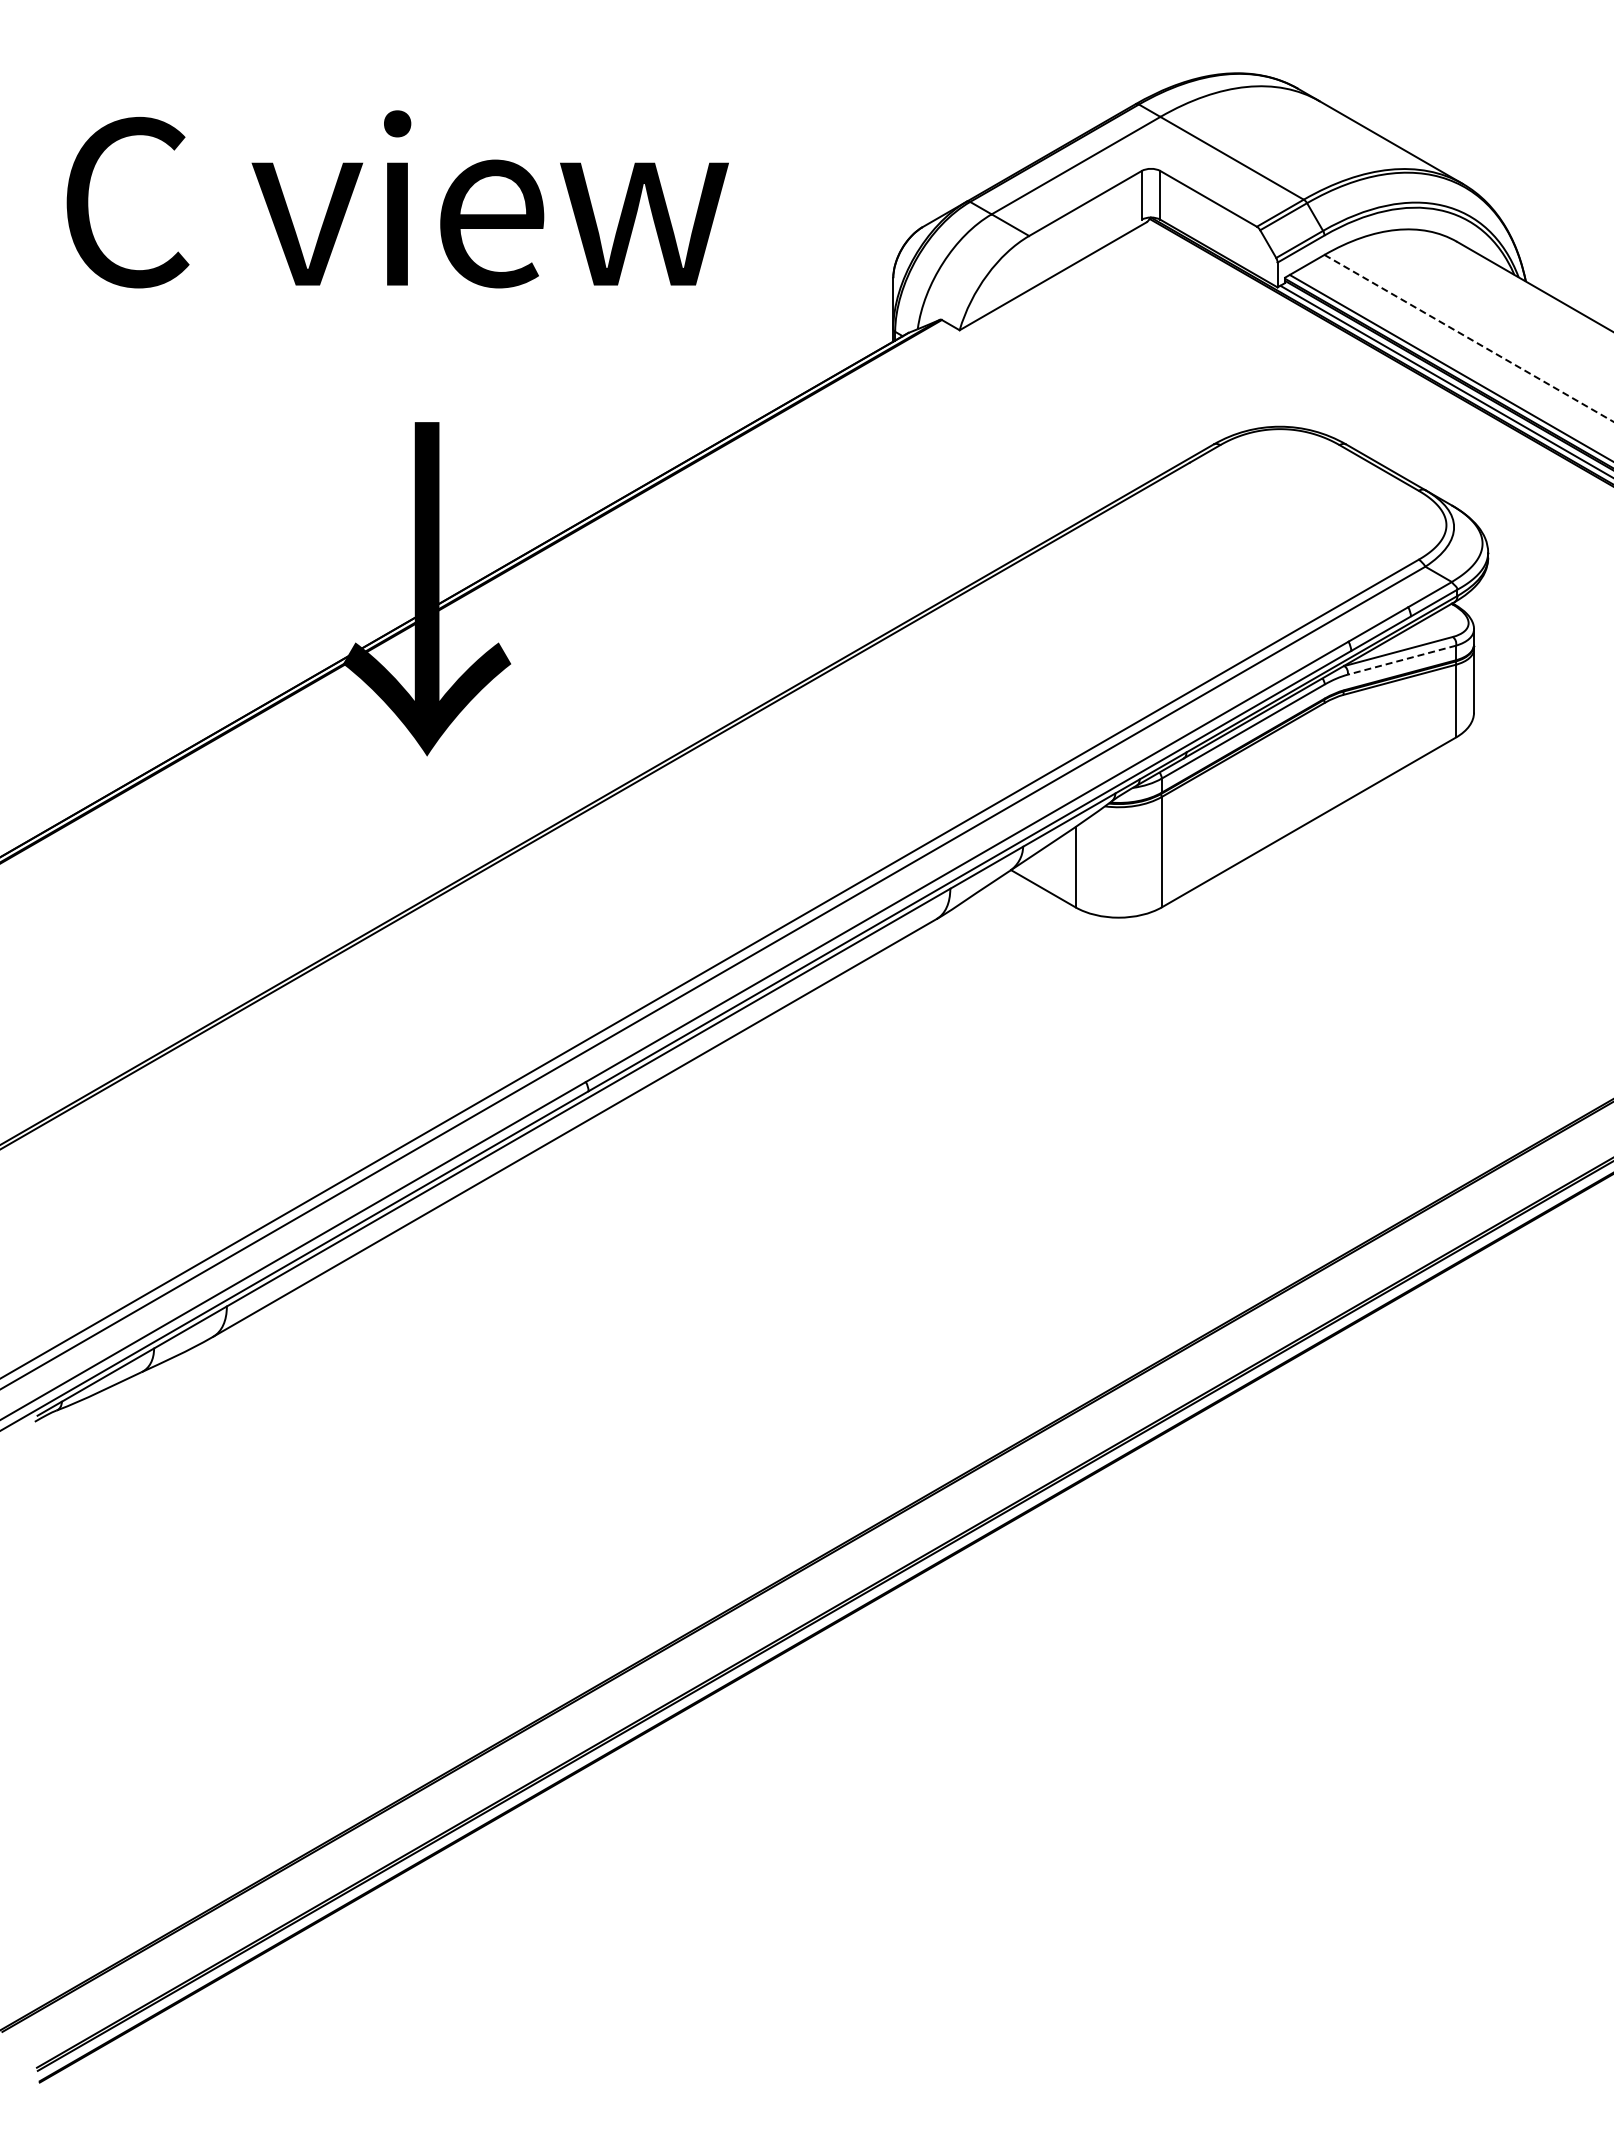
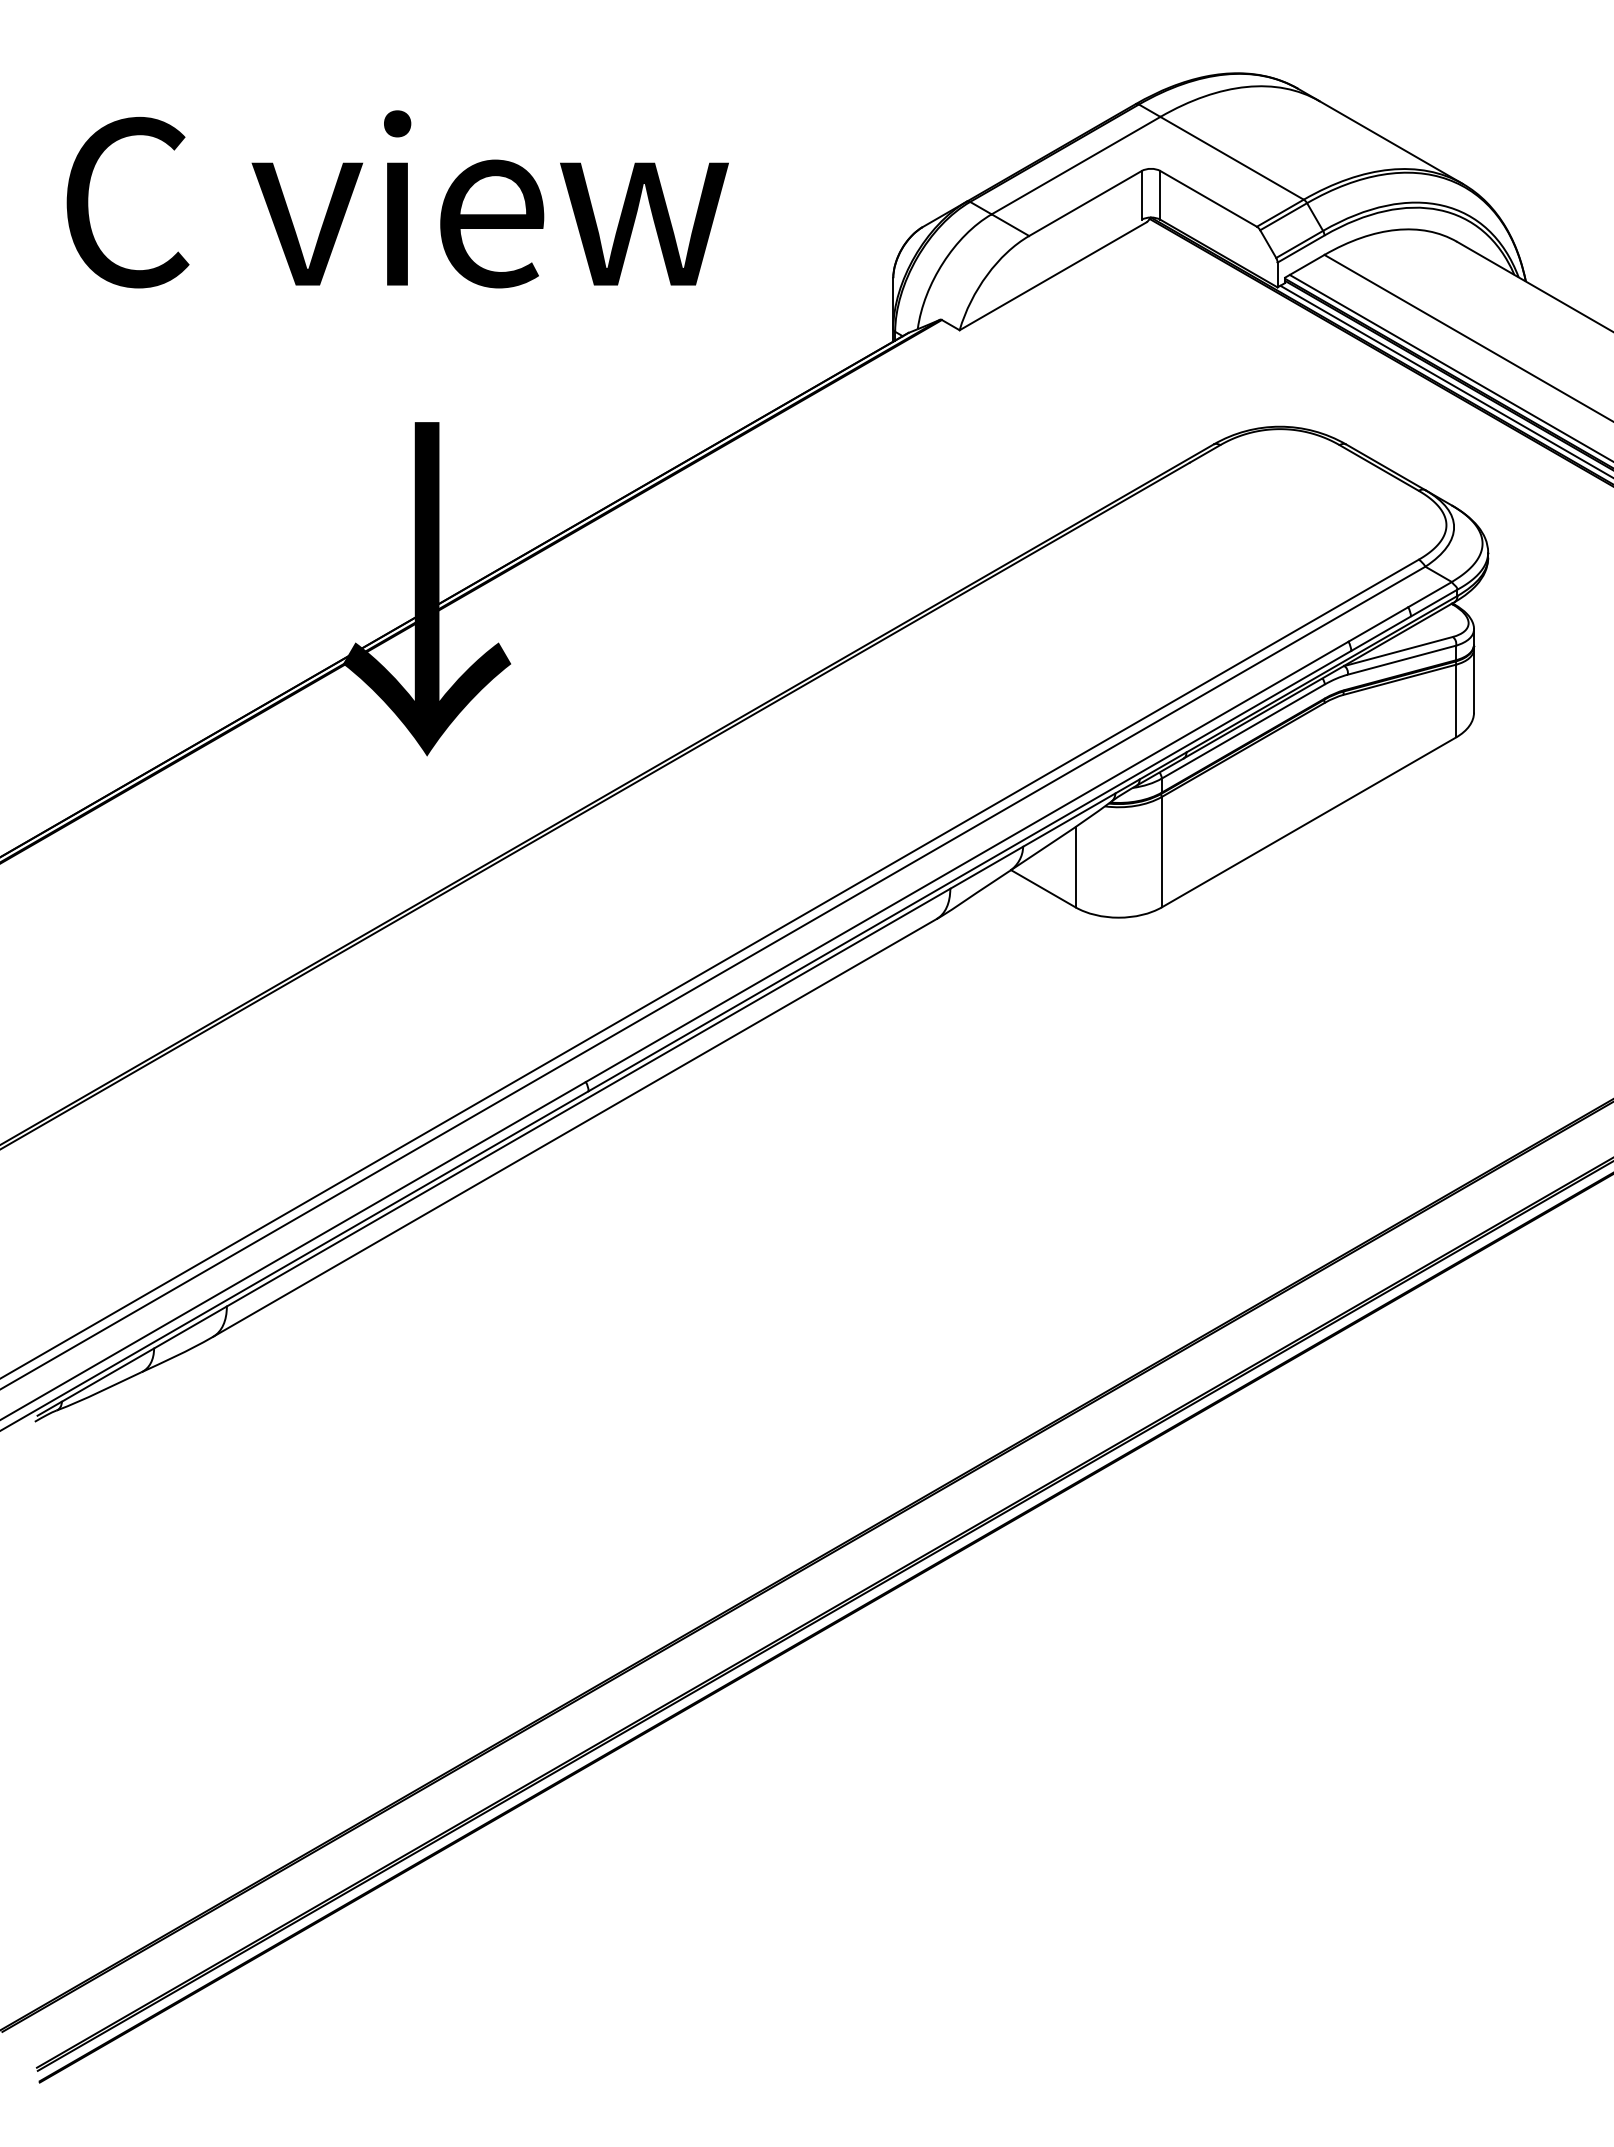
line: dashed -> solid (1469, 338)
line: dashed -> solid (1401, 660)
